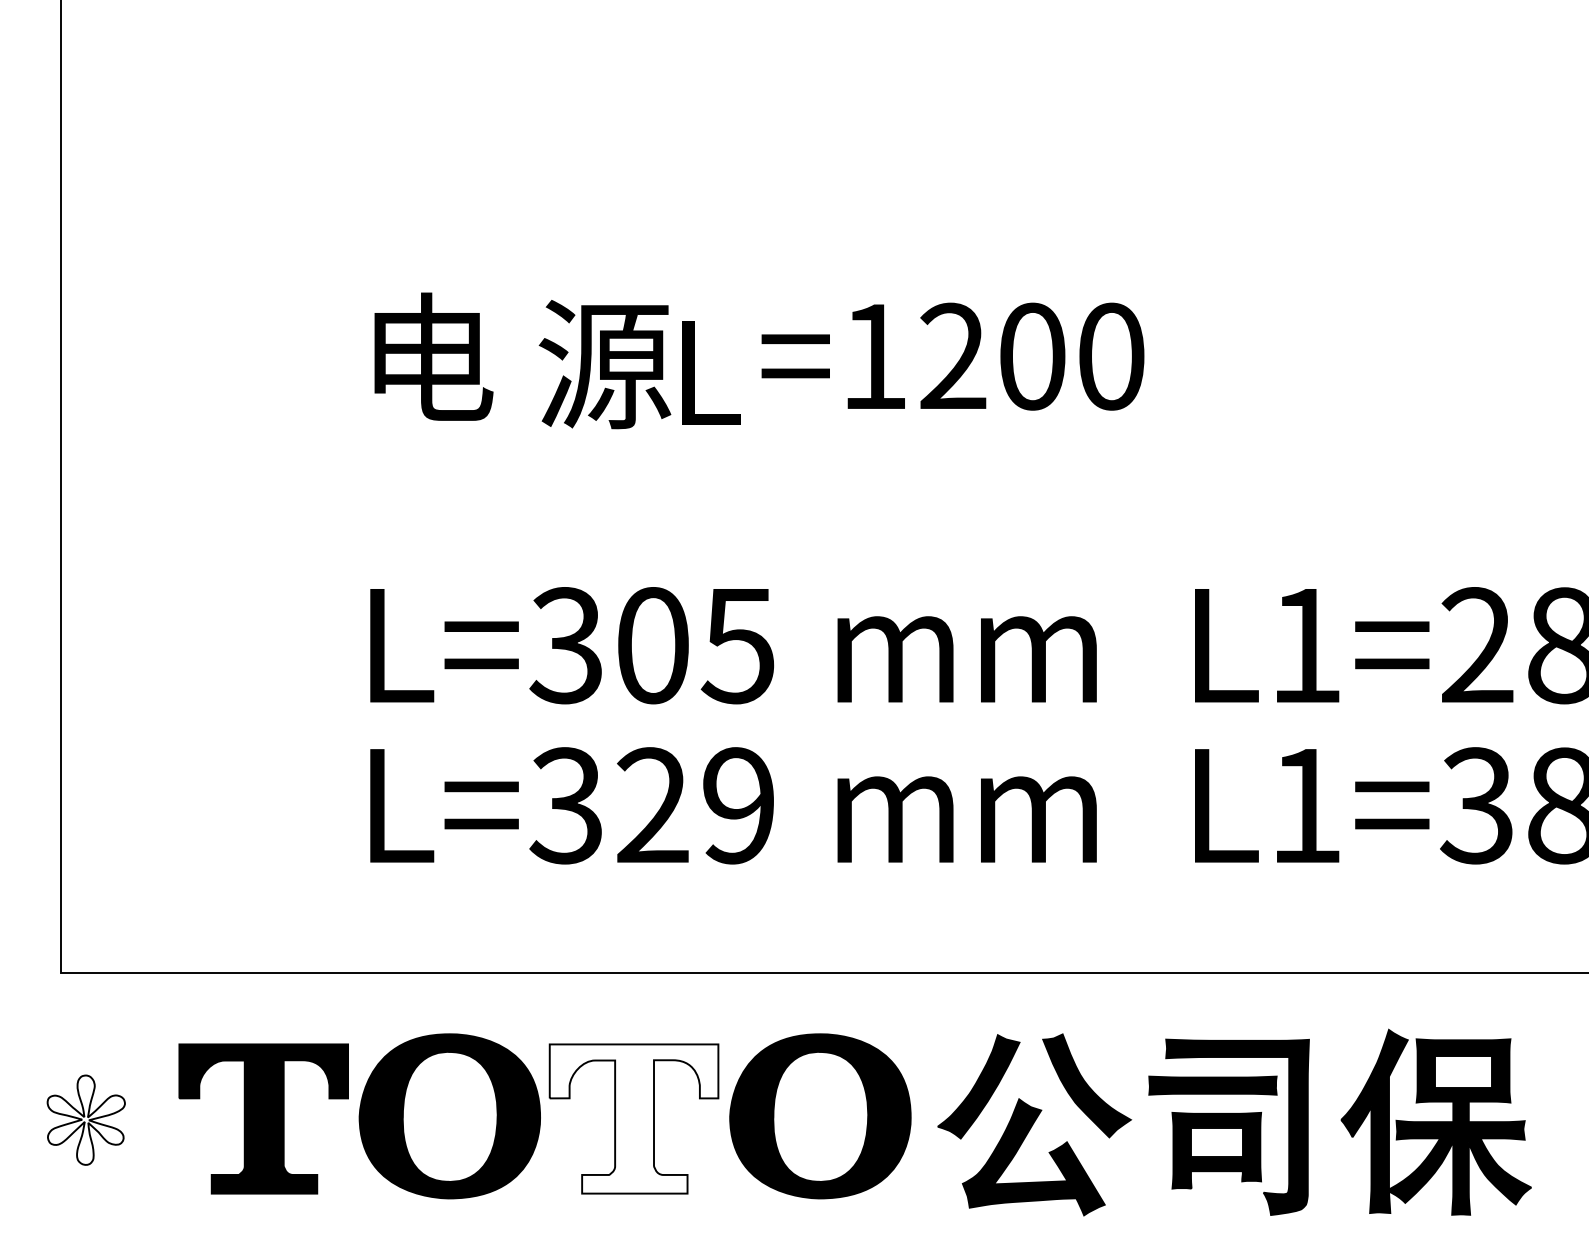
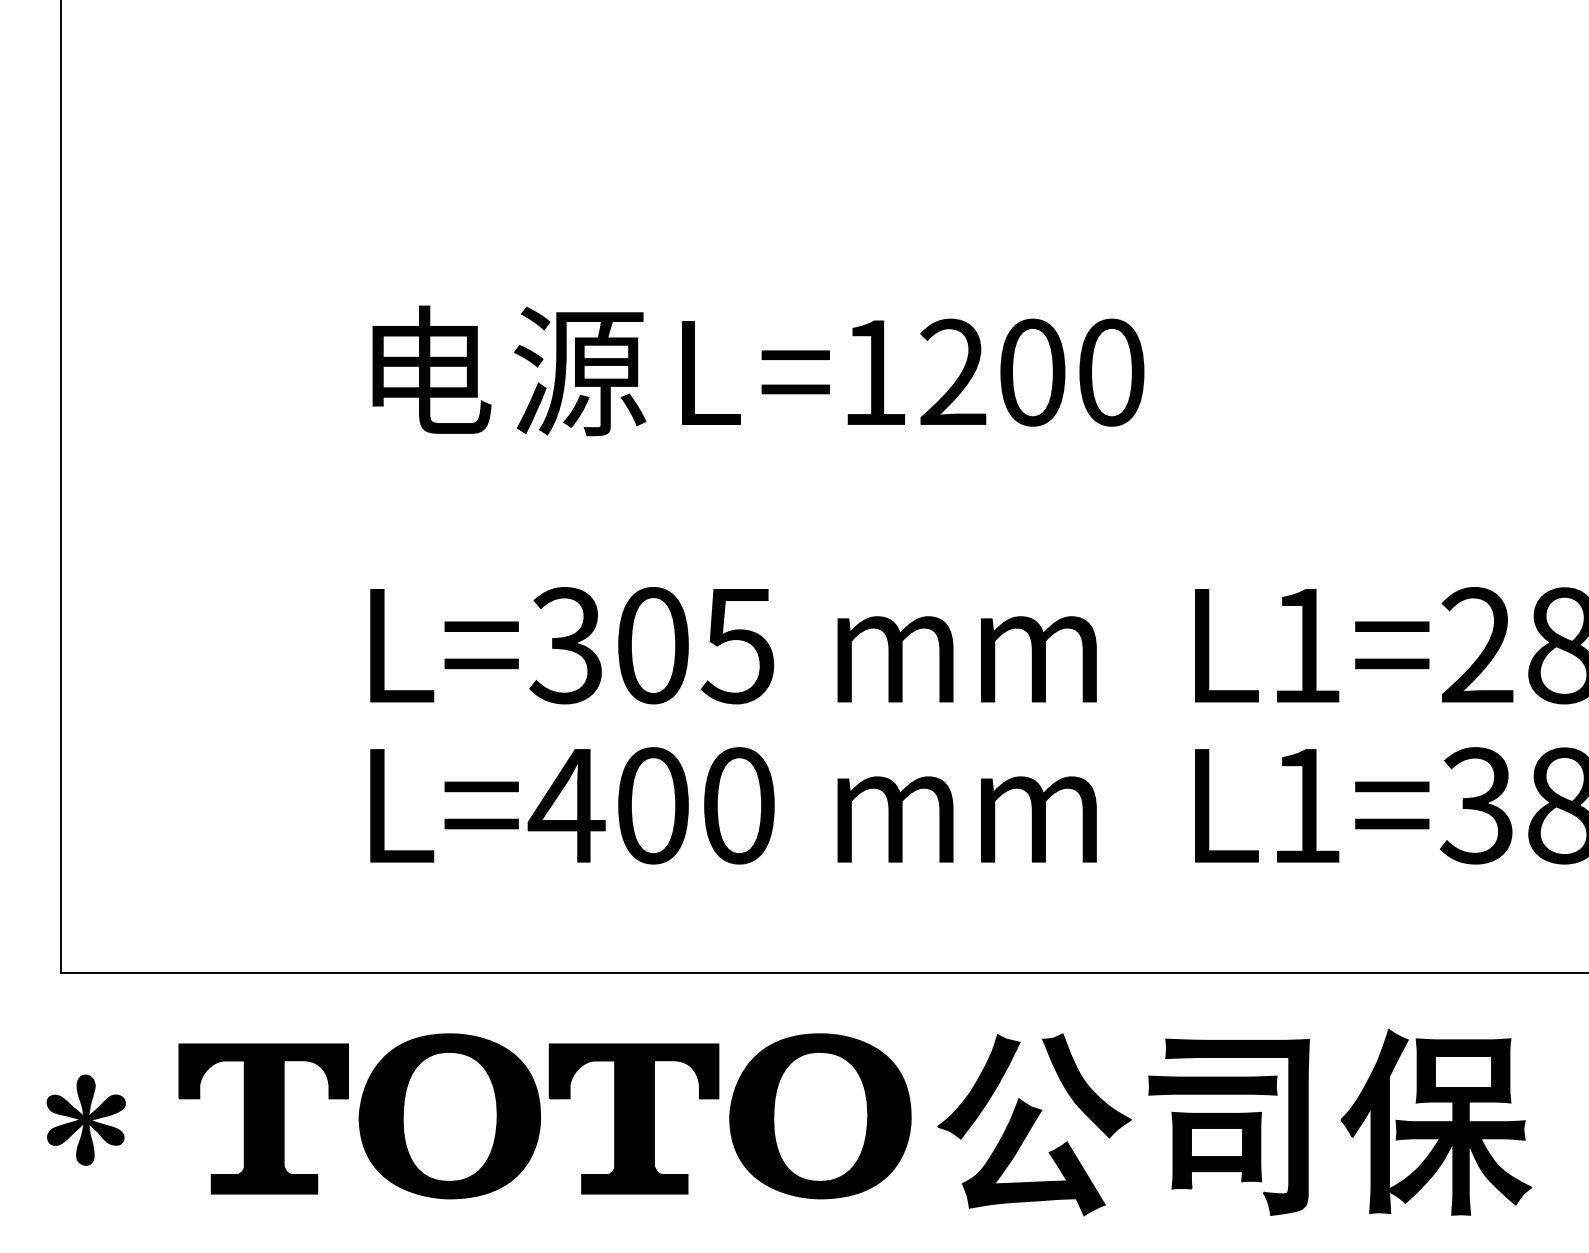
text position: (433, 356) -> (431, 369) (431, 369)
text position: (952, 356) -> (952, 372) (952, 372)
text position: (604, 364) -> (579, 371) (579, 371)
text: L=329 -> L=400 (650, 805)
fill: none -> present (633, 1118)
fill: none -> present (85, 1119)
